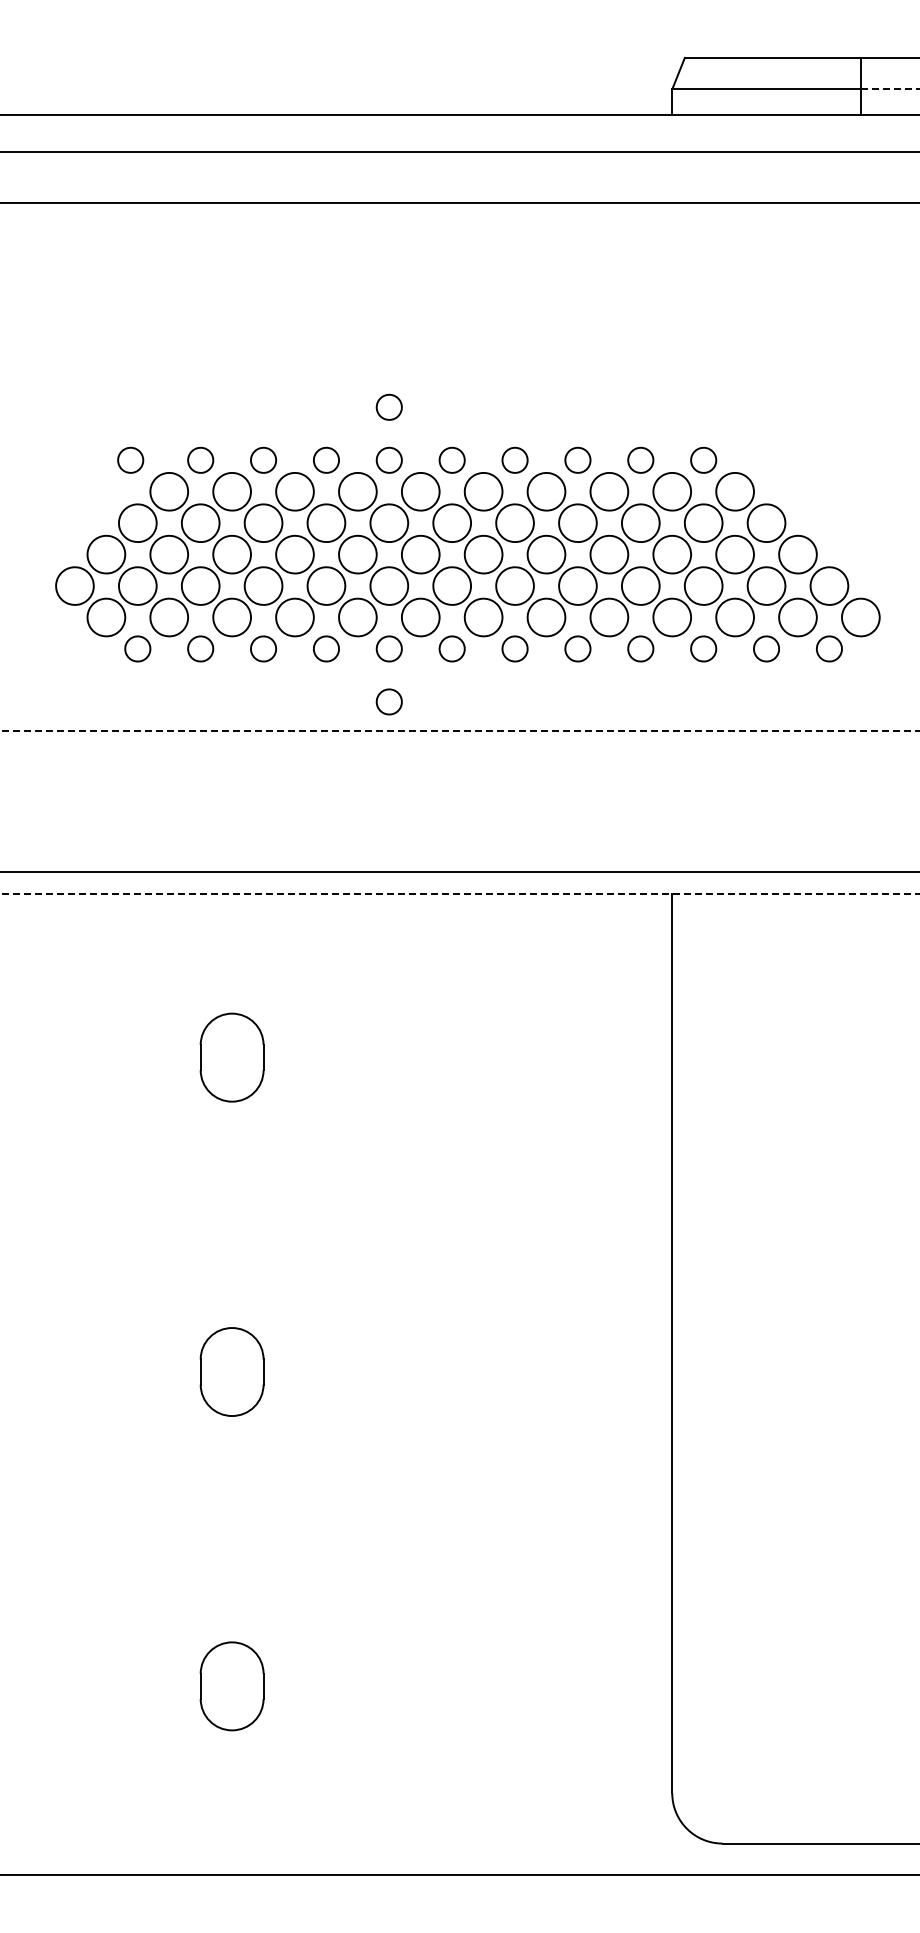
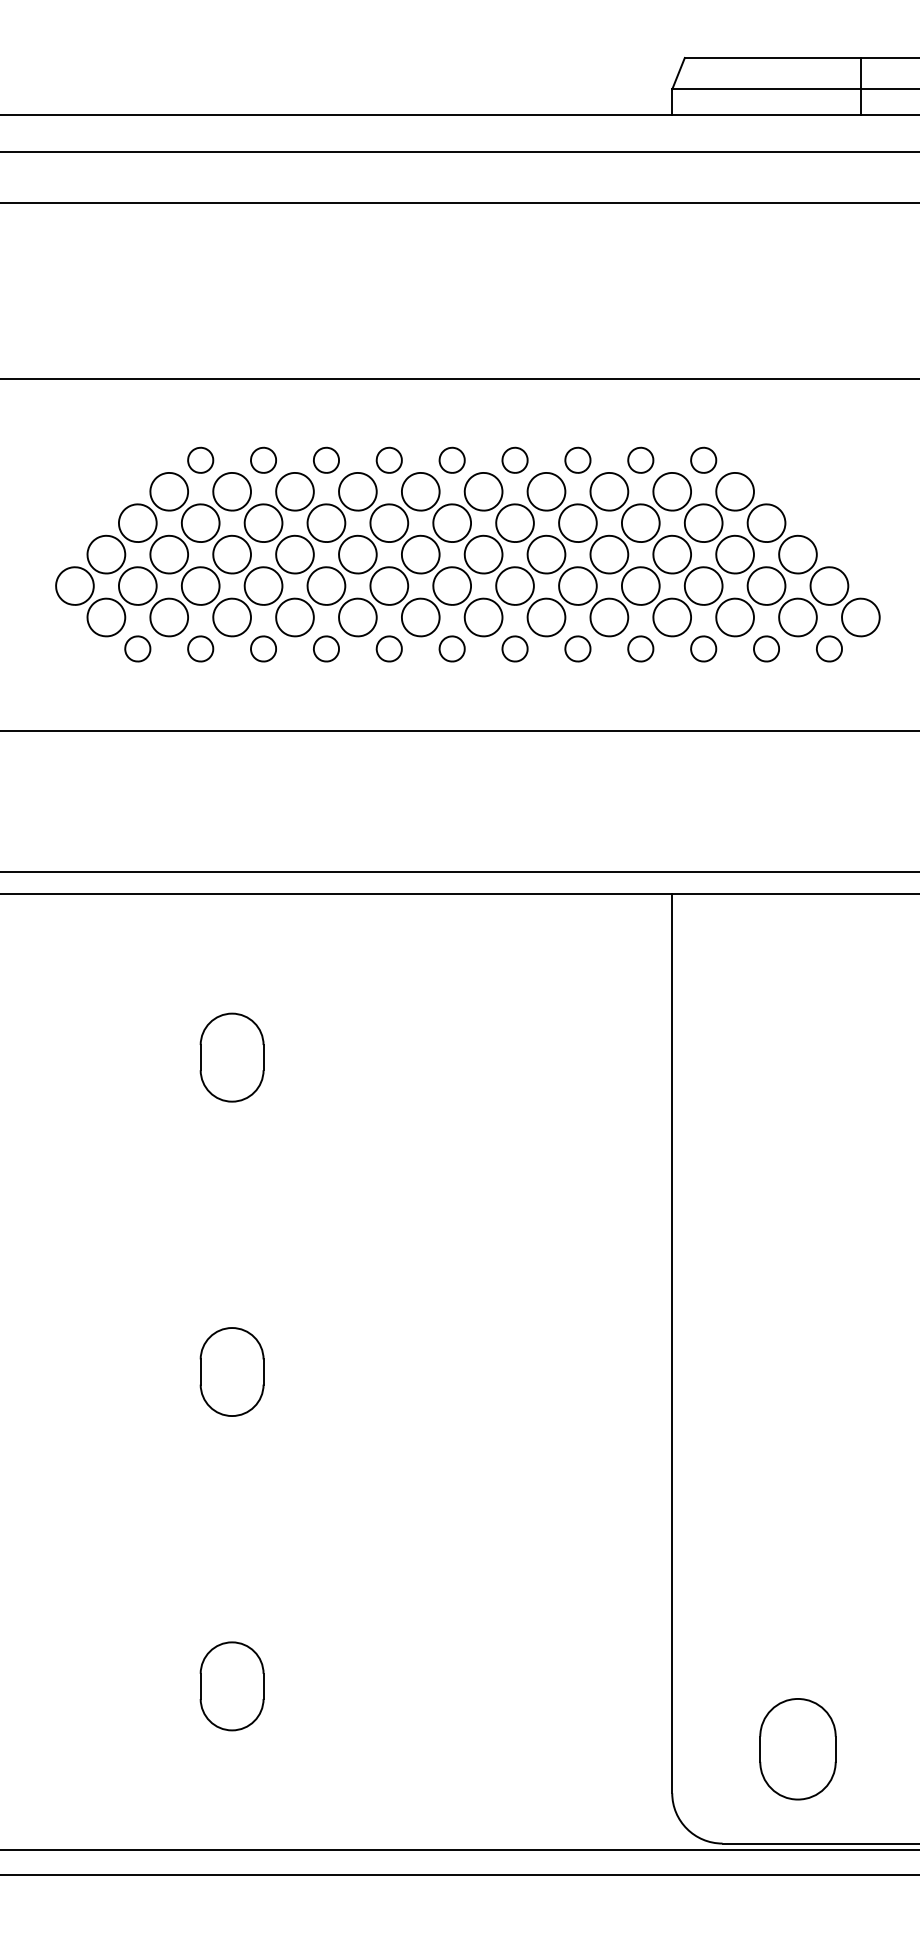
line: dashed -> solid (890, 89)
line: none -> present (459, 378)
part: present -> none (388, 406)
part: present -> none (130, 459)
part: present -> none (388, 701)
line: dashed -> solid (459, 730)
line: dashed -> solid (459, 894)
part: none -> present (797, 1749)
line: none -> present (459, 1849)
